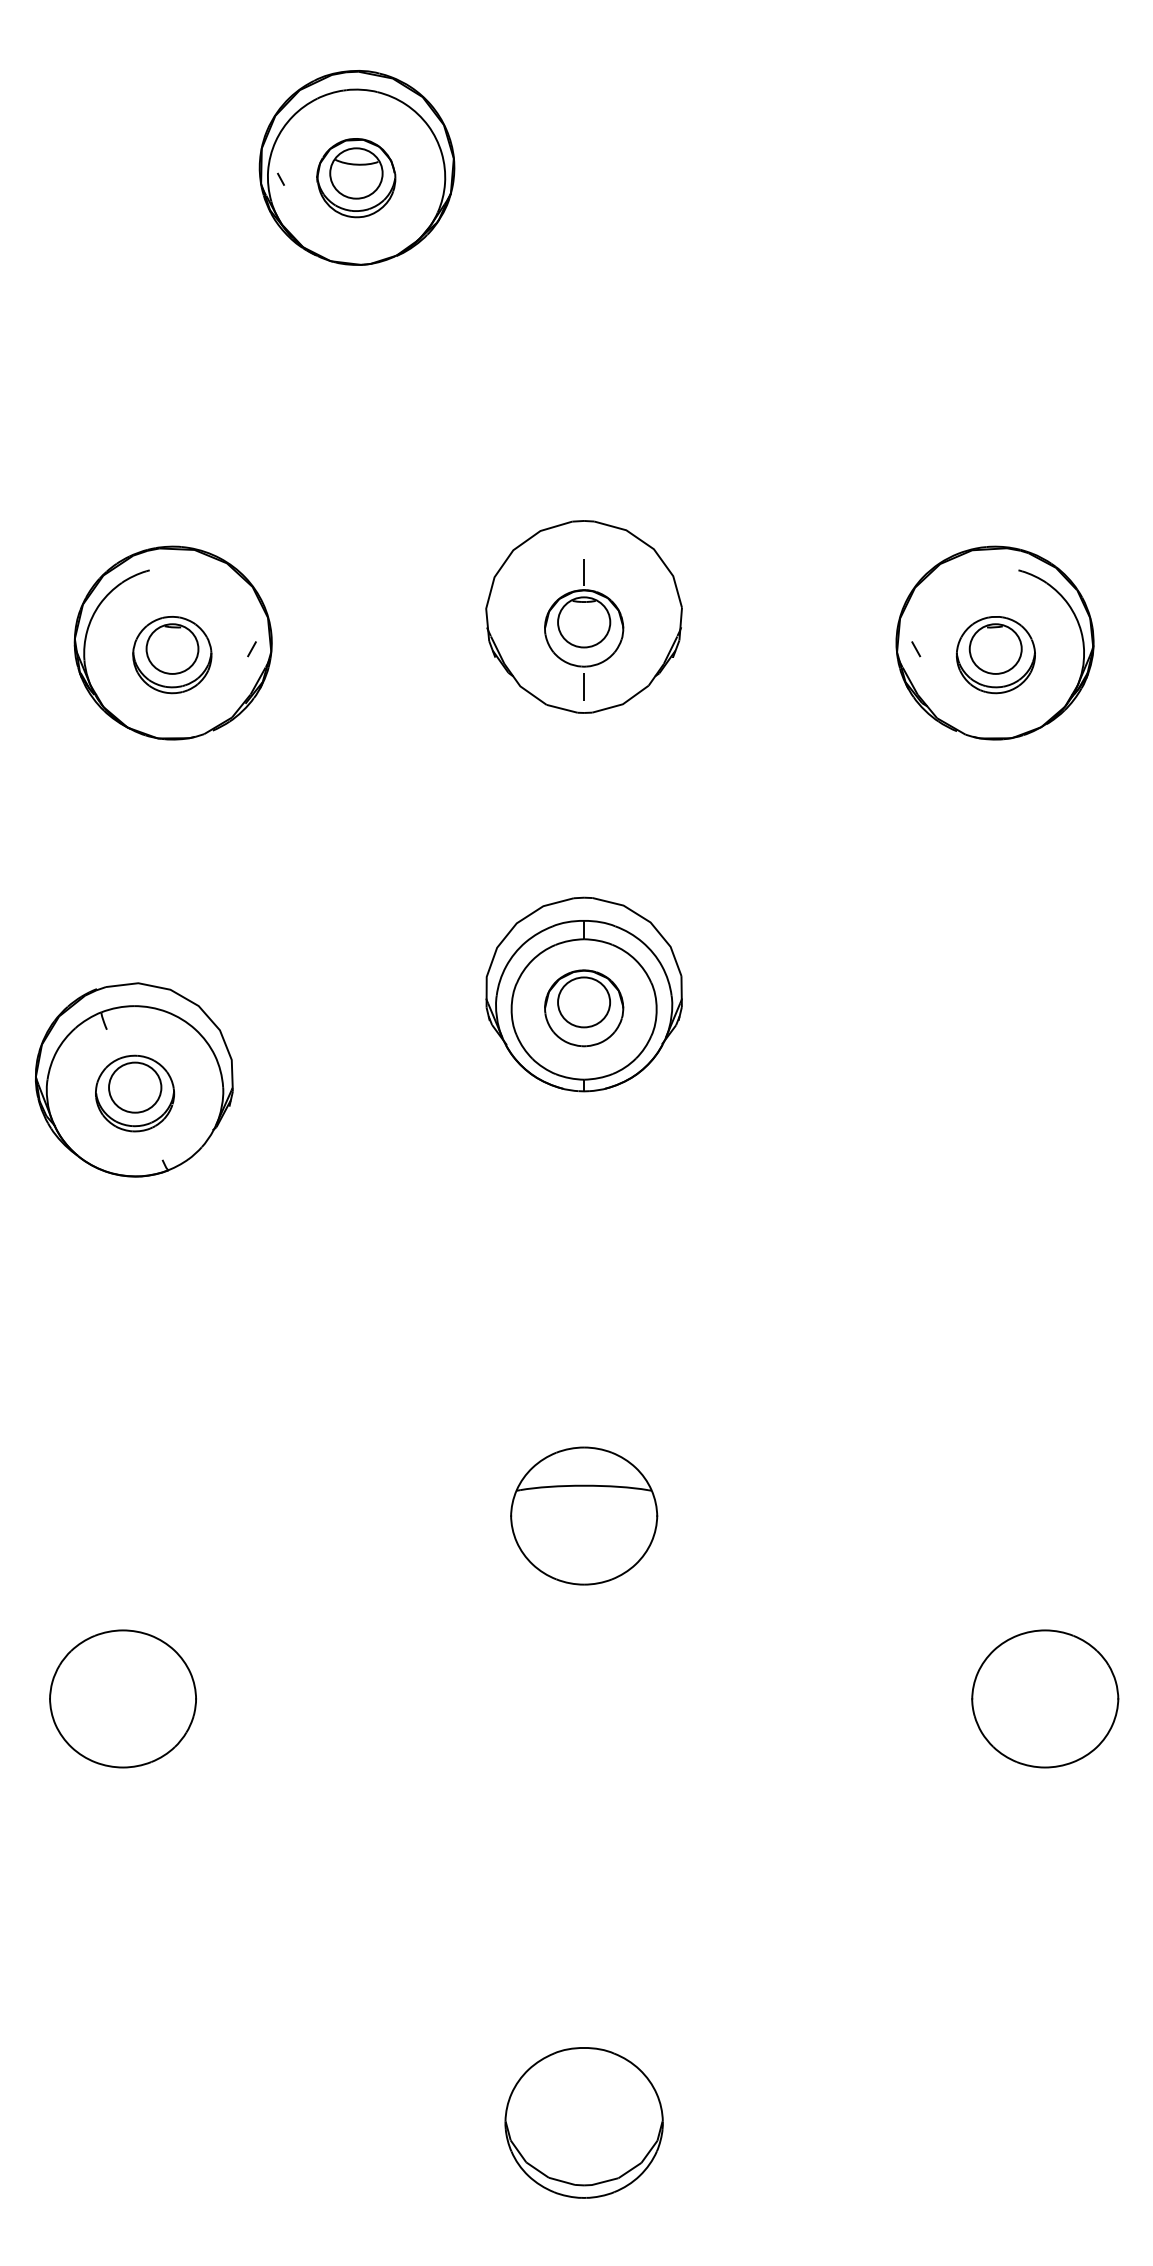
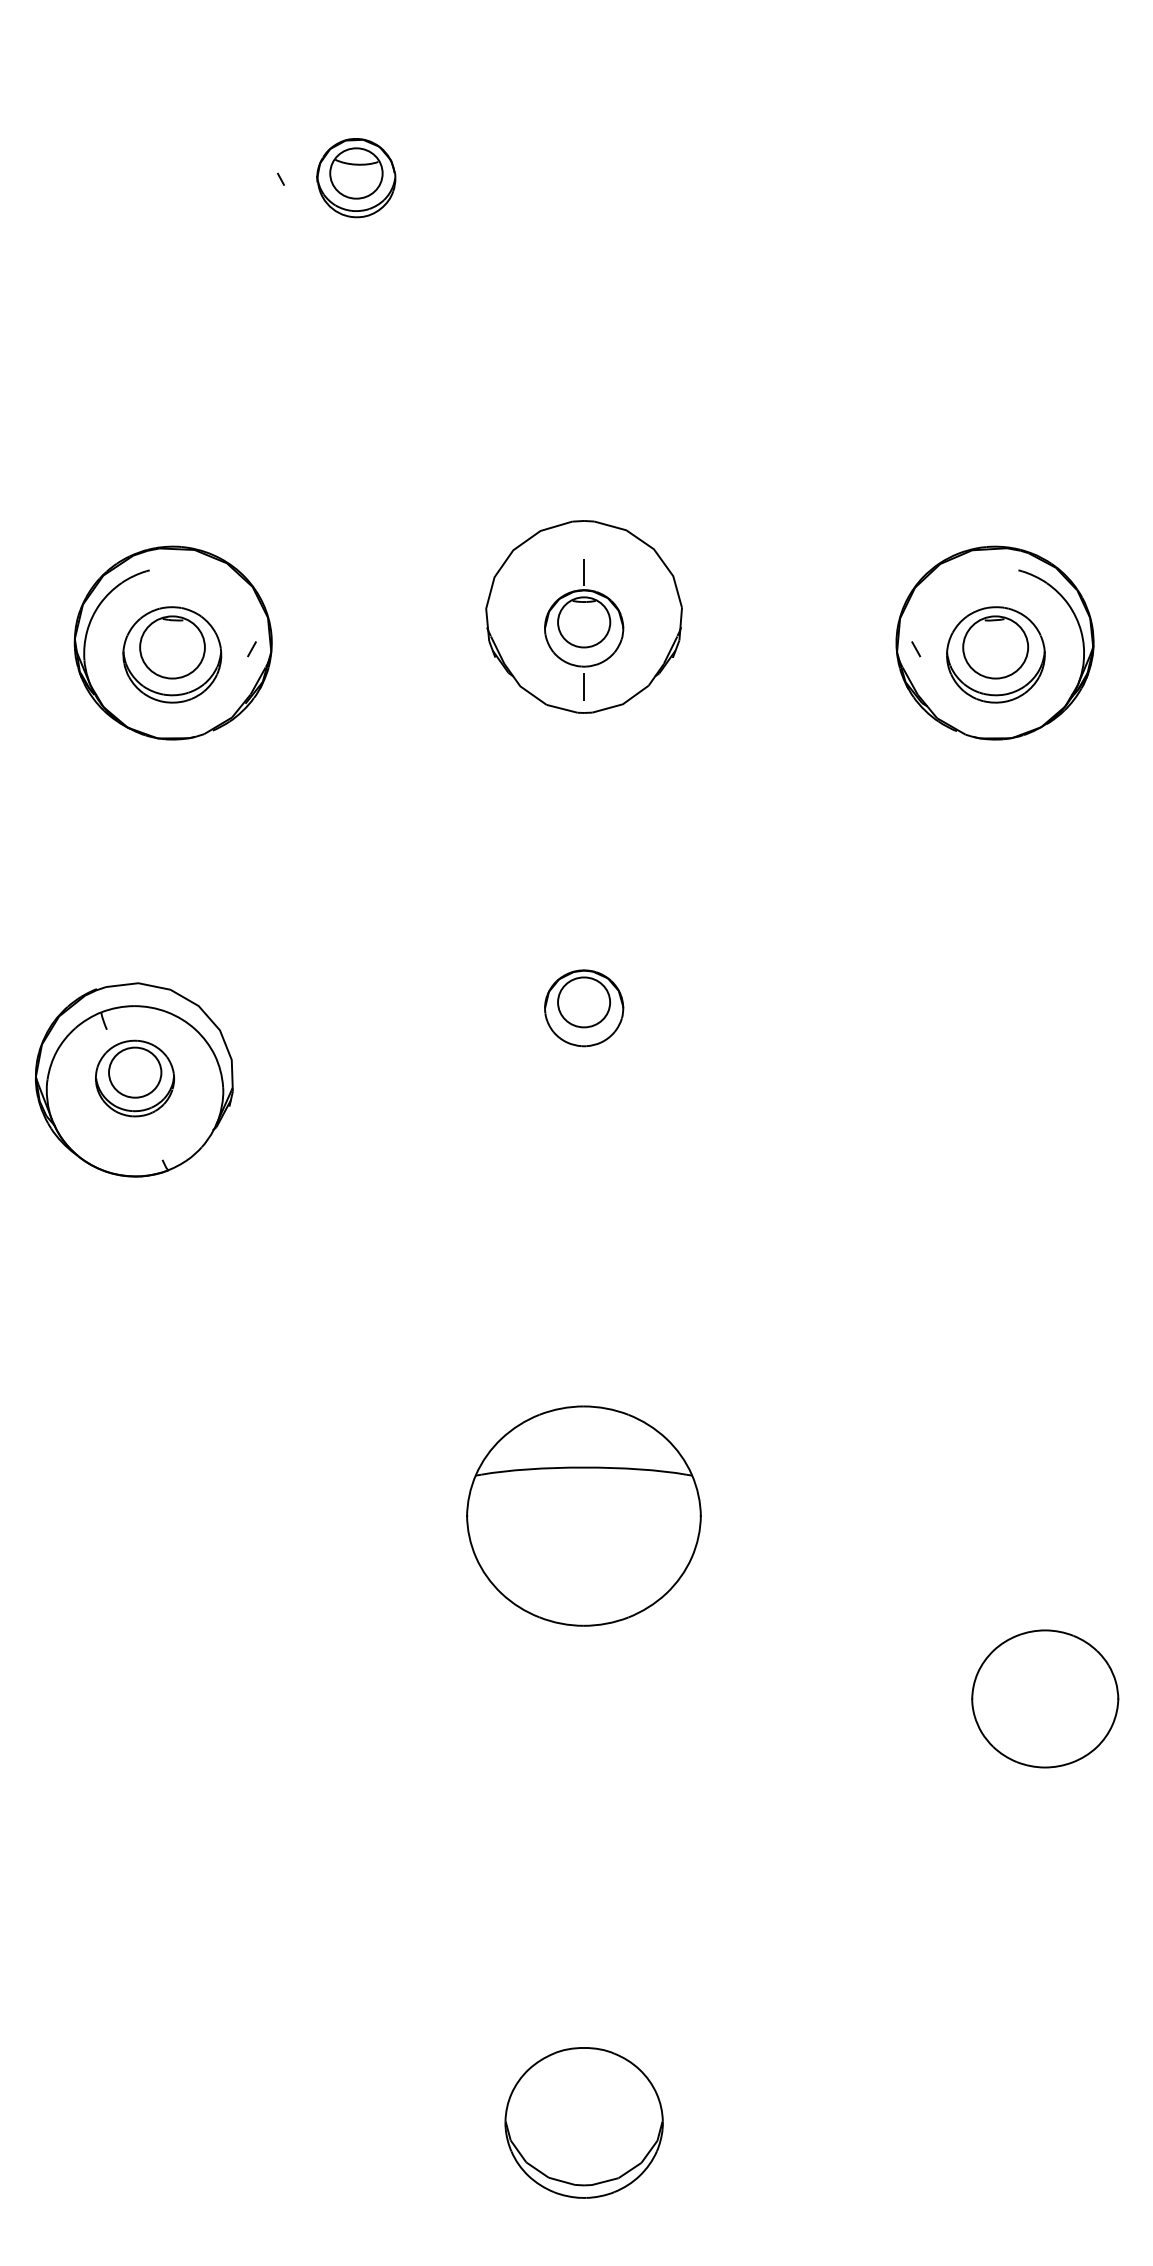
part: present -> none (356, 167)
part size: 81x79 px -> 101x98 px (172, 654)
part size: 80x79 px -> 100x98 px (995, 654)
part: present -> none (583, 994)
part position: (135, 1093) -> (135, 1078) (135, 1078)
part size: 149x140 px -> 236x222 px (583, 1515)
part: present -> none (122, 1698)
